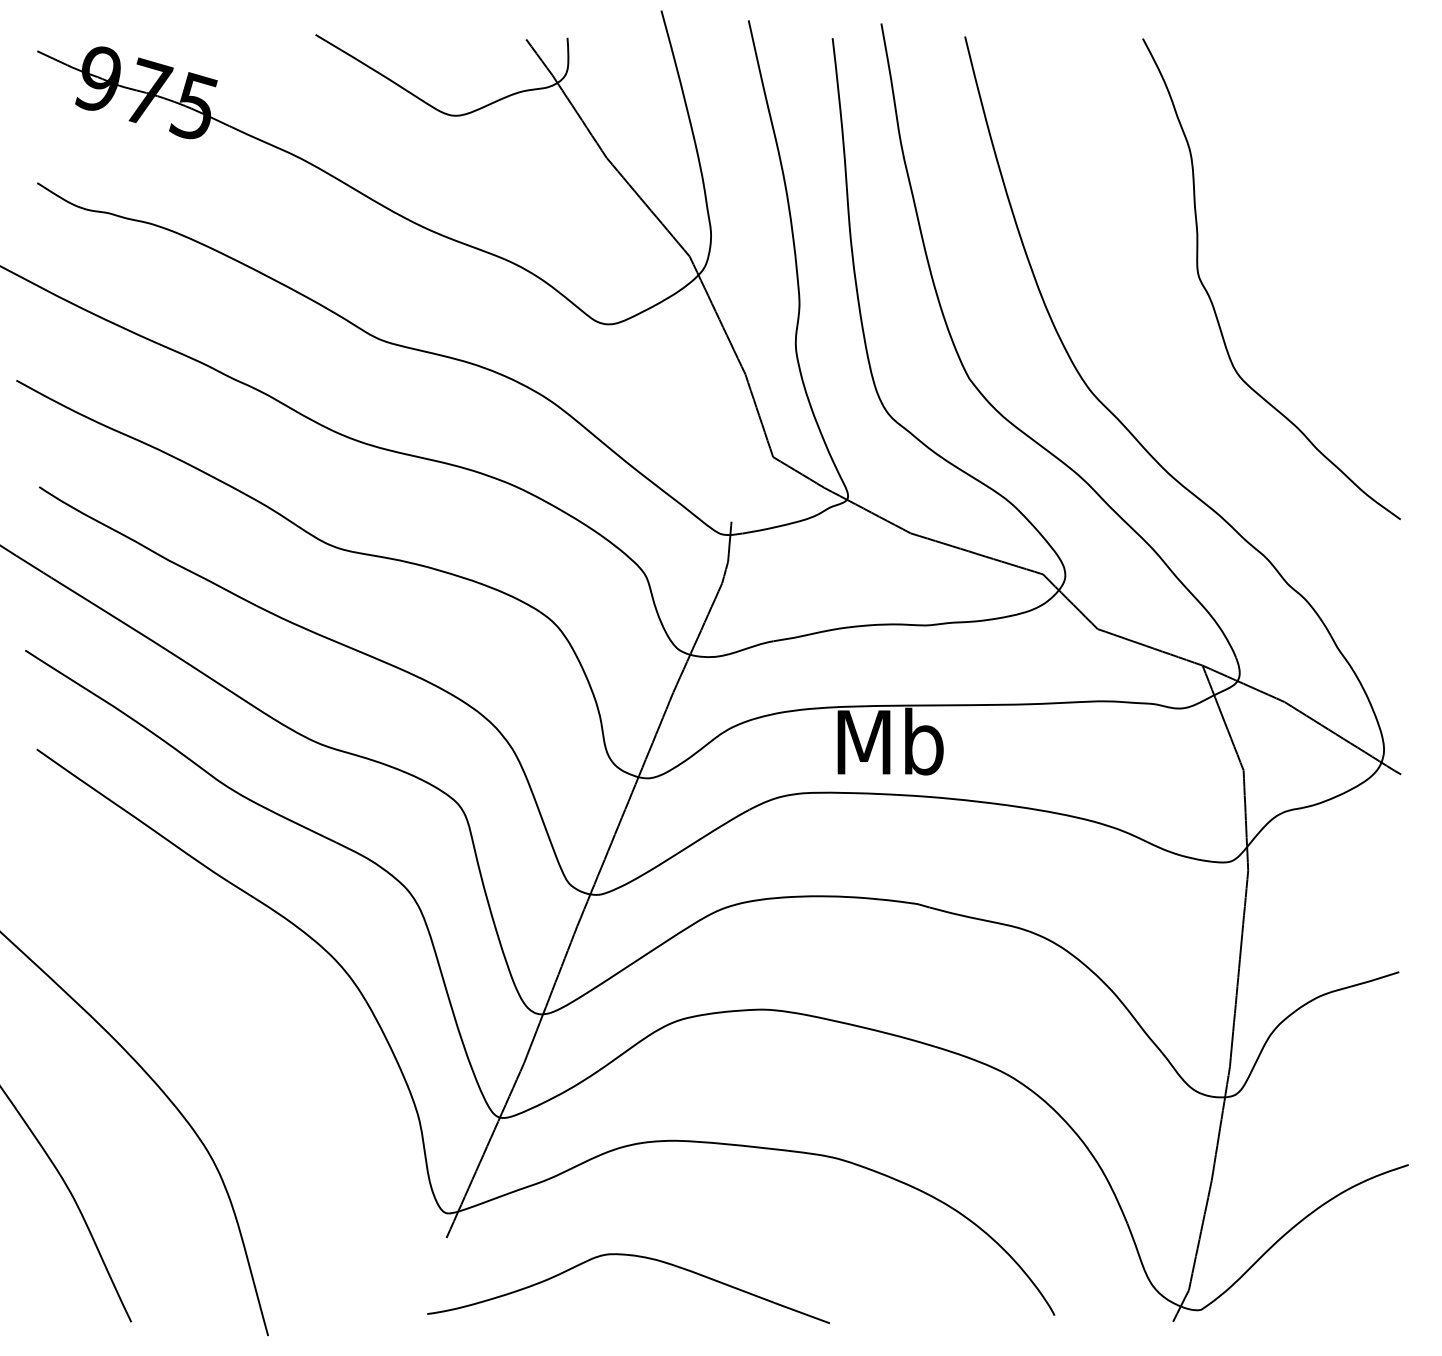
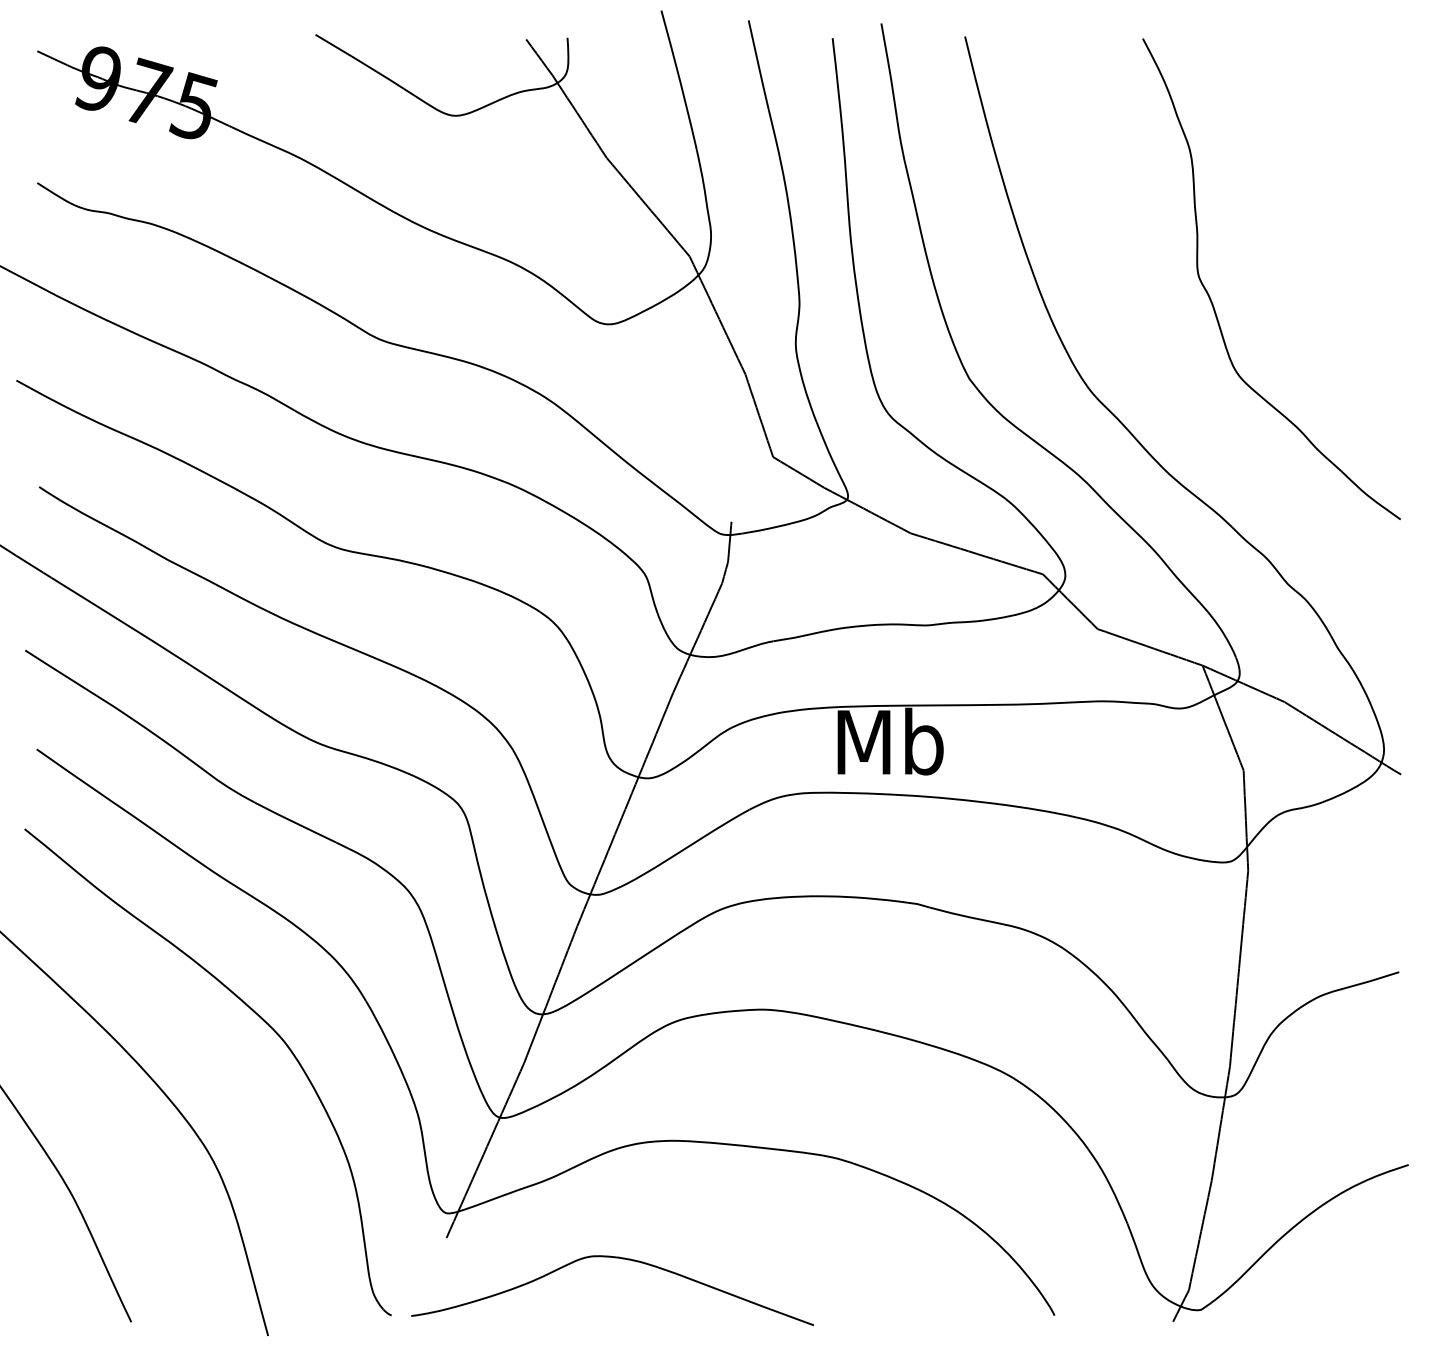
part: none -> present (254, 1013)
curve position: (630, 1256) -> (614, 1258) (614, 1258)
